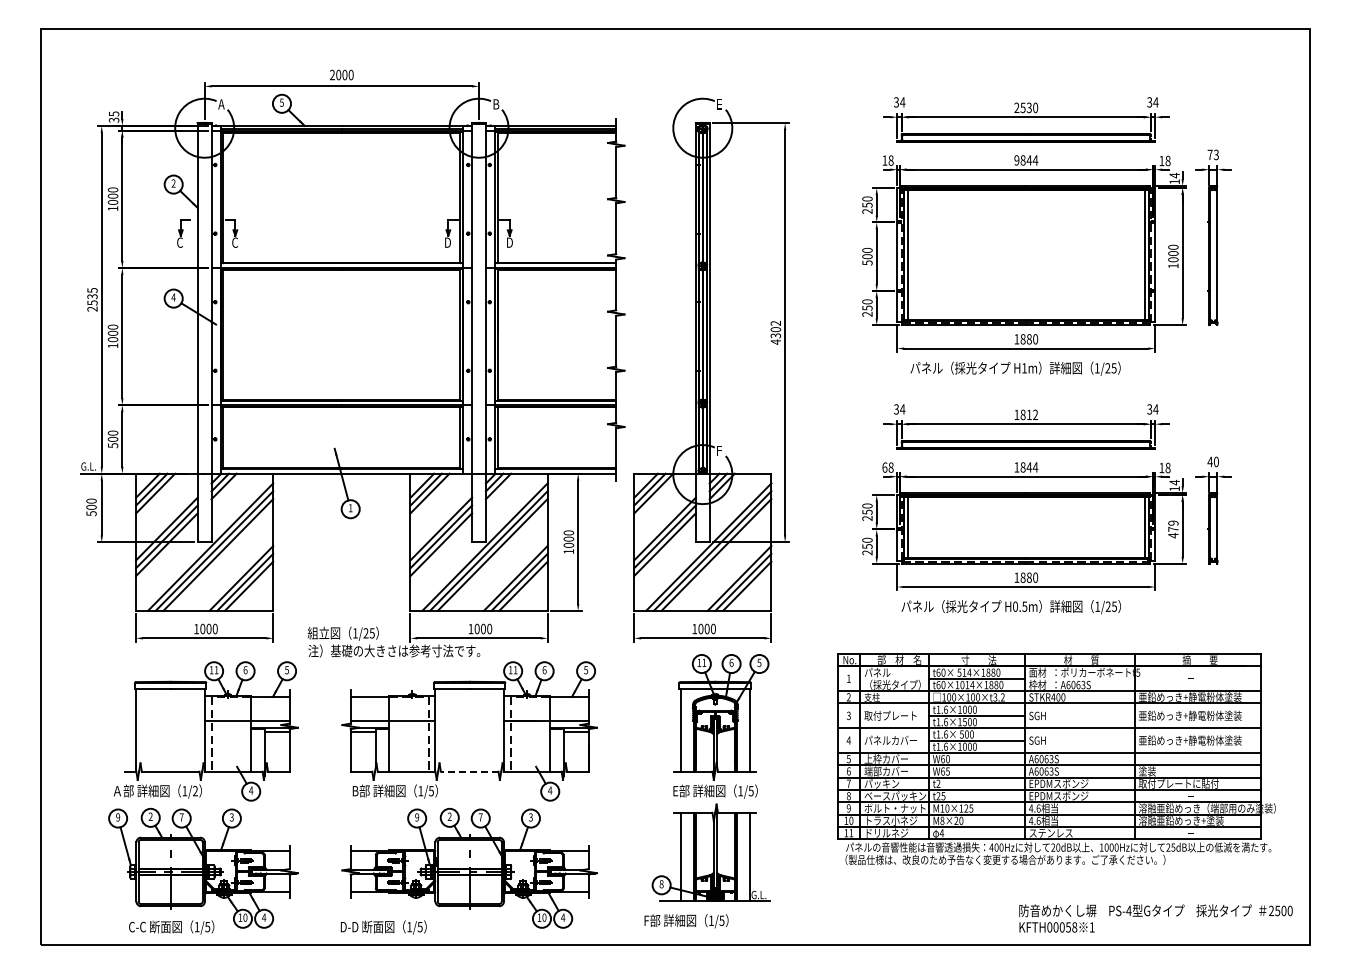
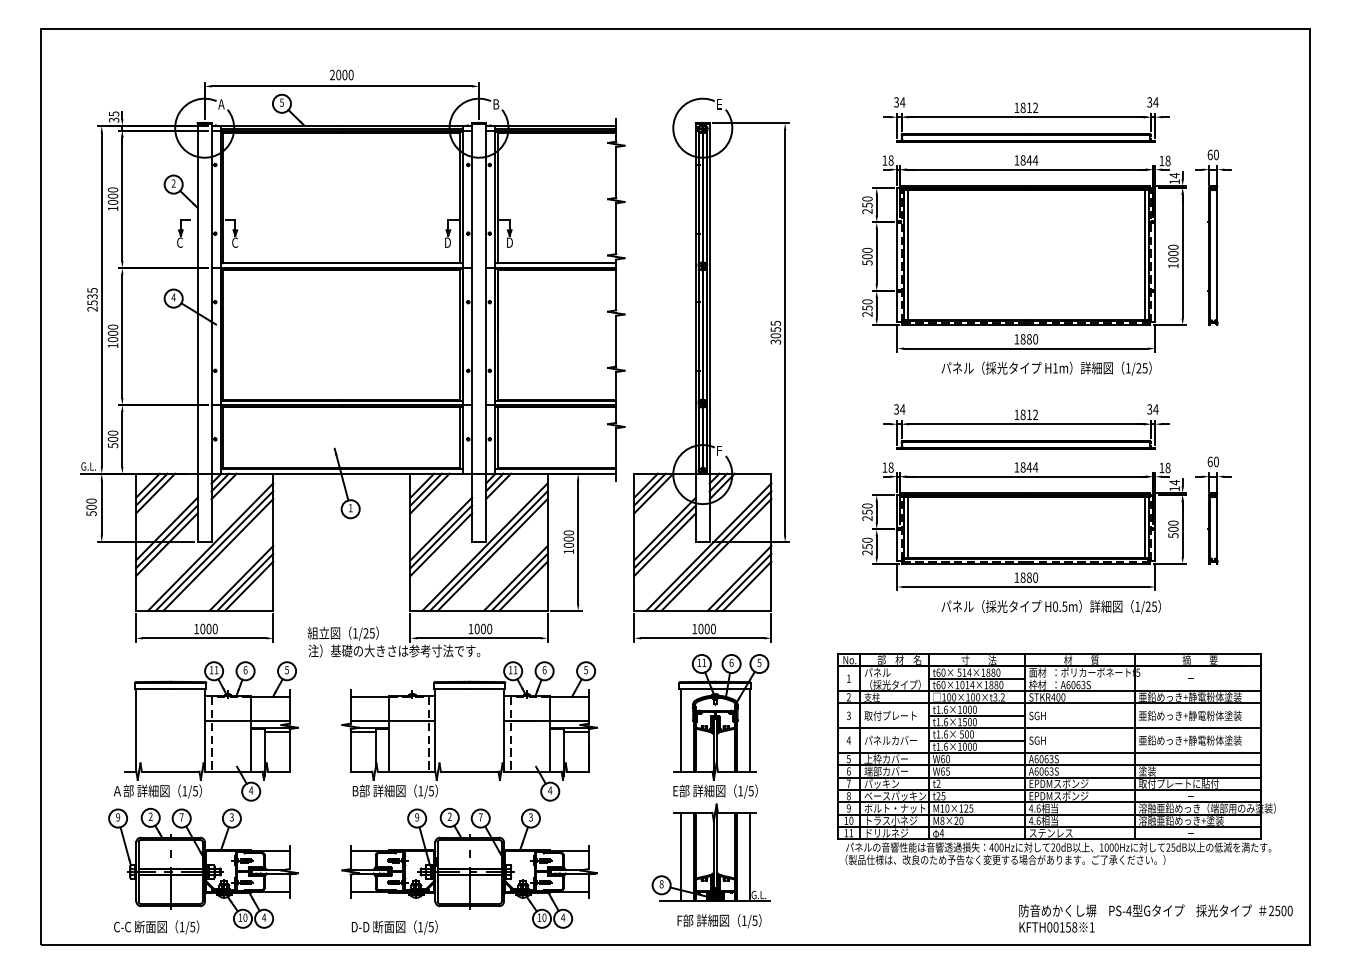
text: 2530 -> 1812 (1026, 107)
text: 73 -> 60 (1212, 154)
text: 9844 -> 1844 (1016, 160)
text: 4302 -> 3055 (775, 332)
text position: (1015, 368) -> (1046, 368) (1046, 368)
text: 40 -> 60 (1209, 461)
text: 68 -> 18 (884, 467)
text: 479 -> 500 (1173, 529)
text position: (1010, 607) -> (1050, 607) (1050, 607)
line: dashed -> solid (469, 771)
text: 1/2 -> 1/5 (195, 790)
text position: (686, 921) -> (719, 921) (719, 921)
text position: (171, 927) -> (156, 927) (156, 927)
text position: (383, 927) -> (394, 927) (394, 927)
text: KFTH00058 -> KFTH00158 (1061, 927)
